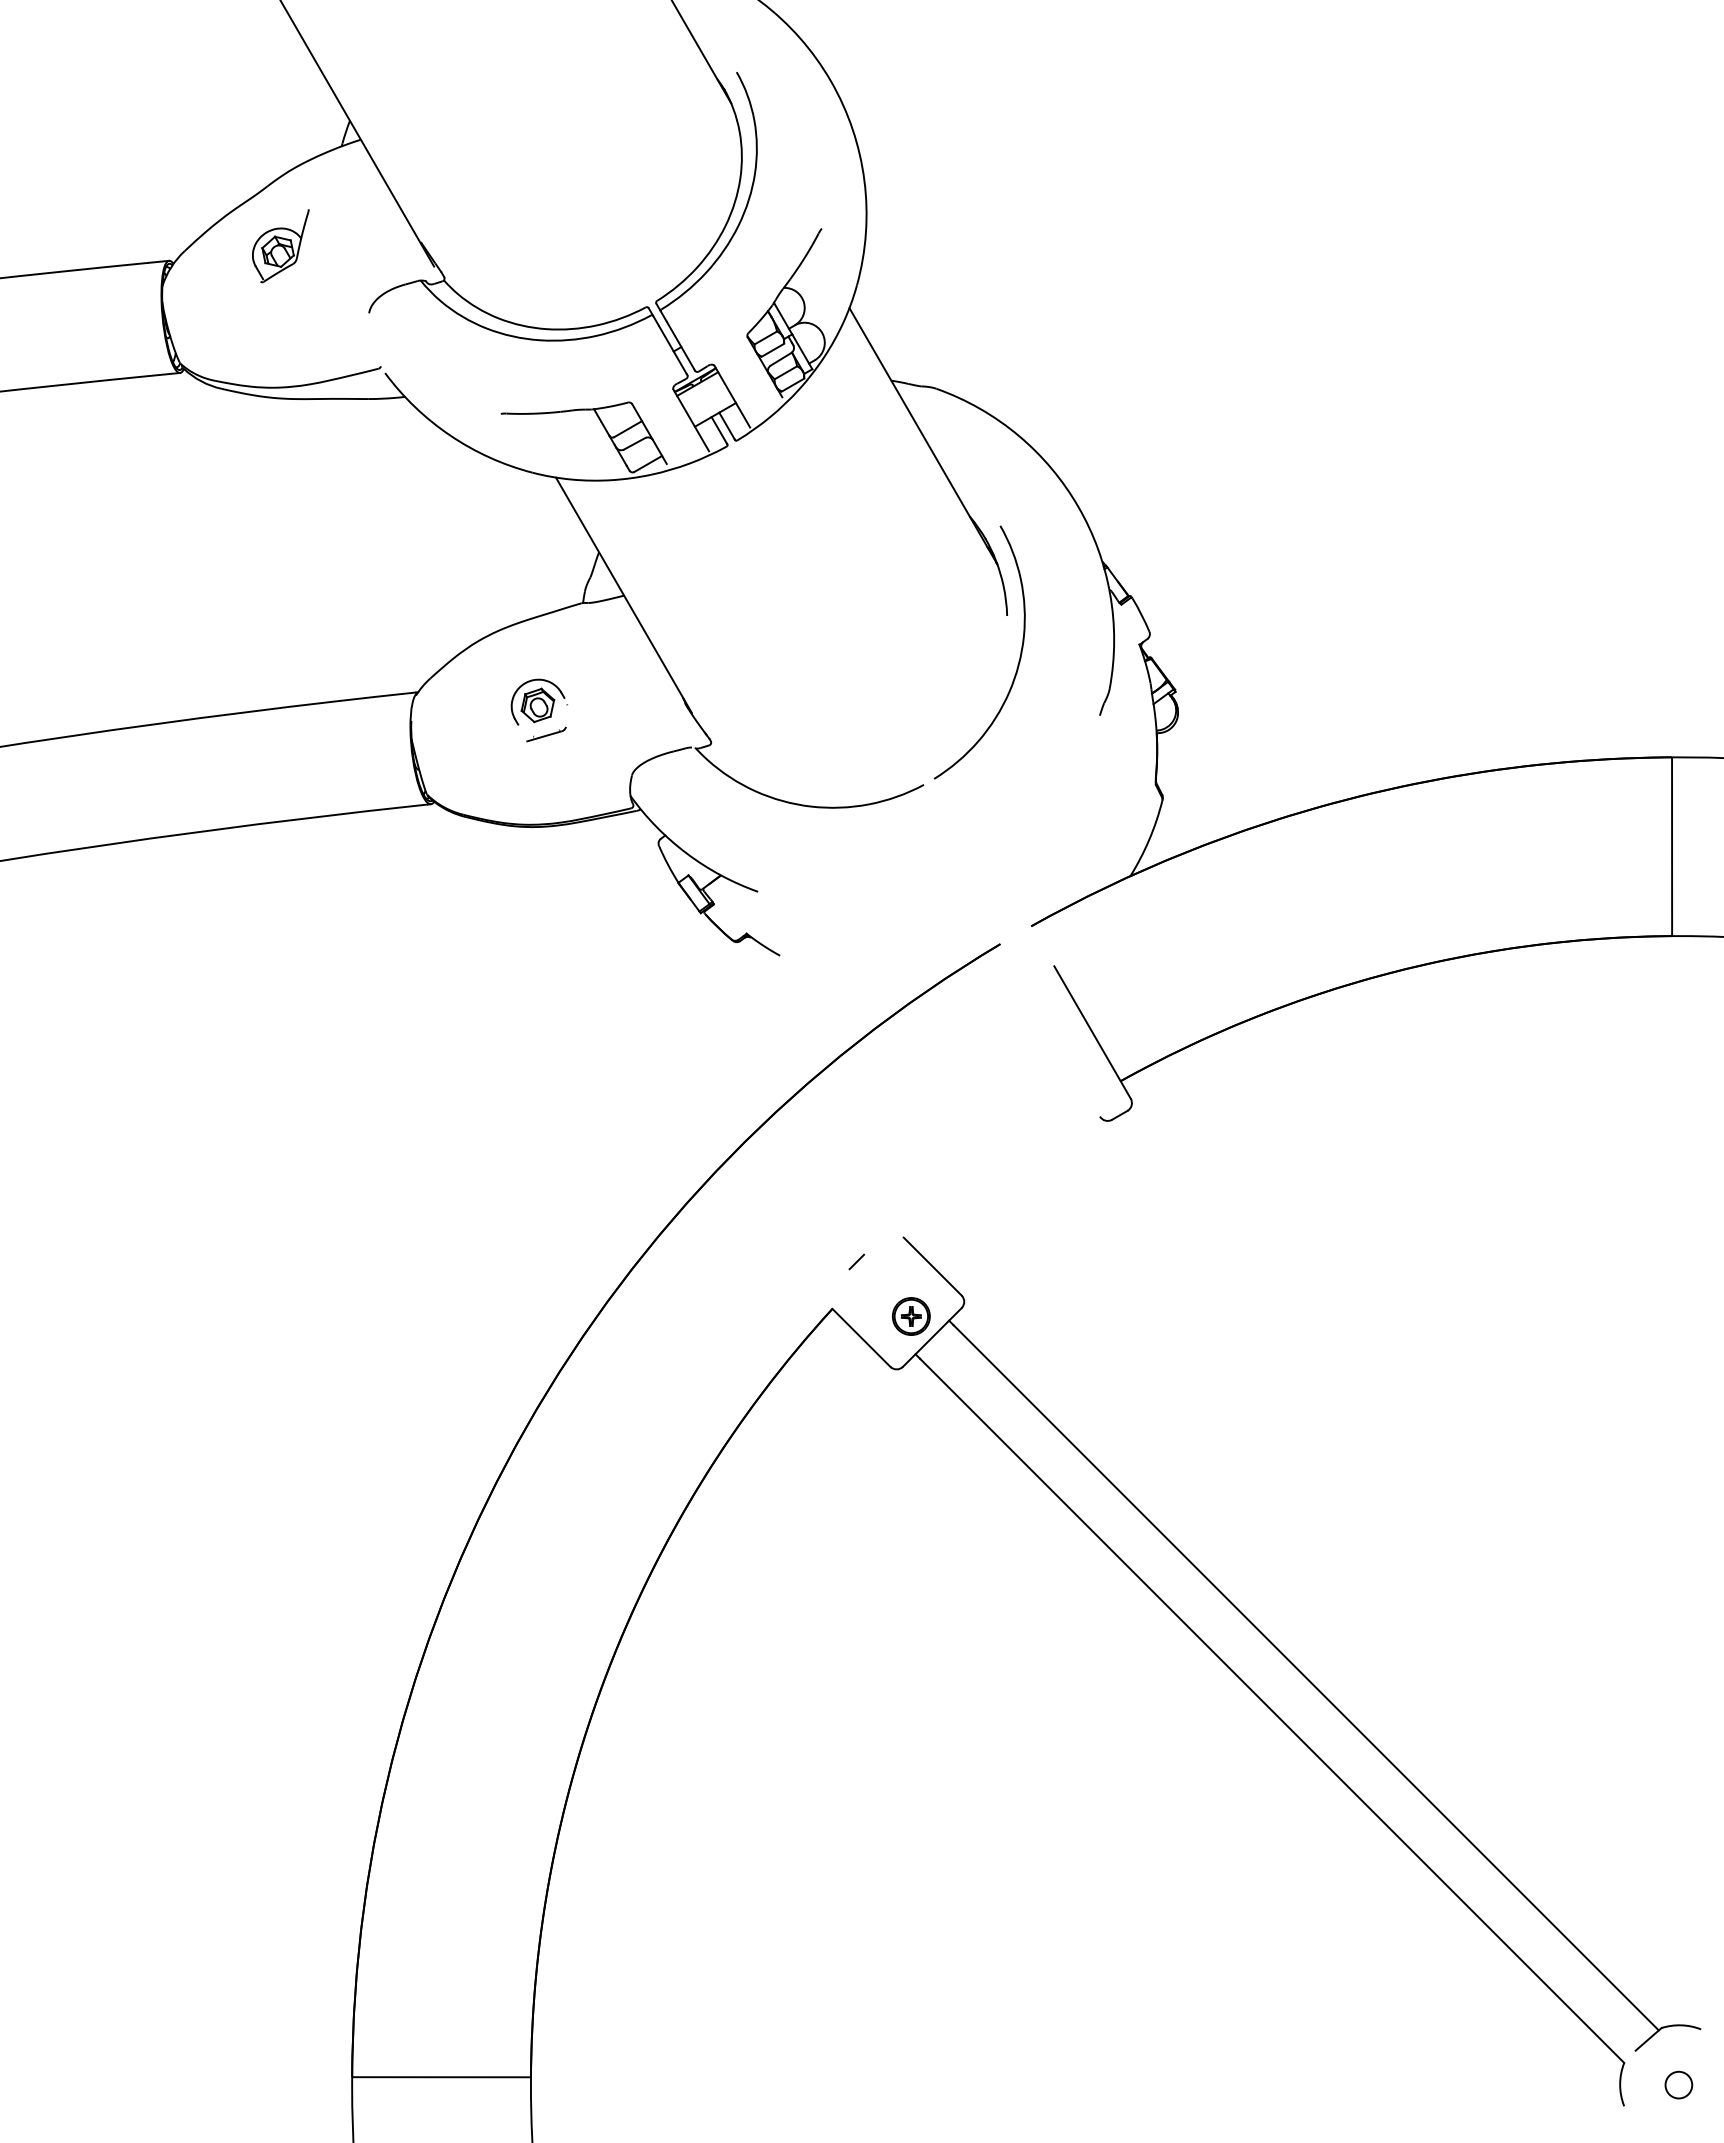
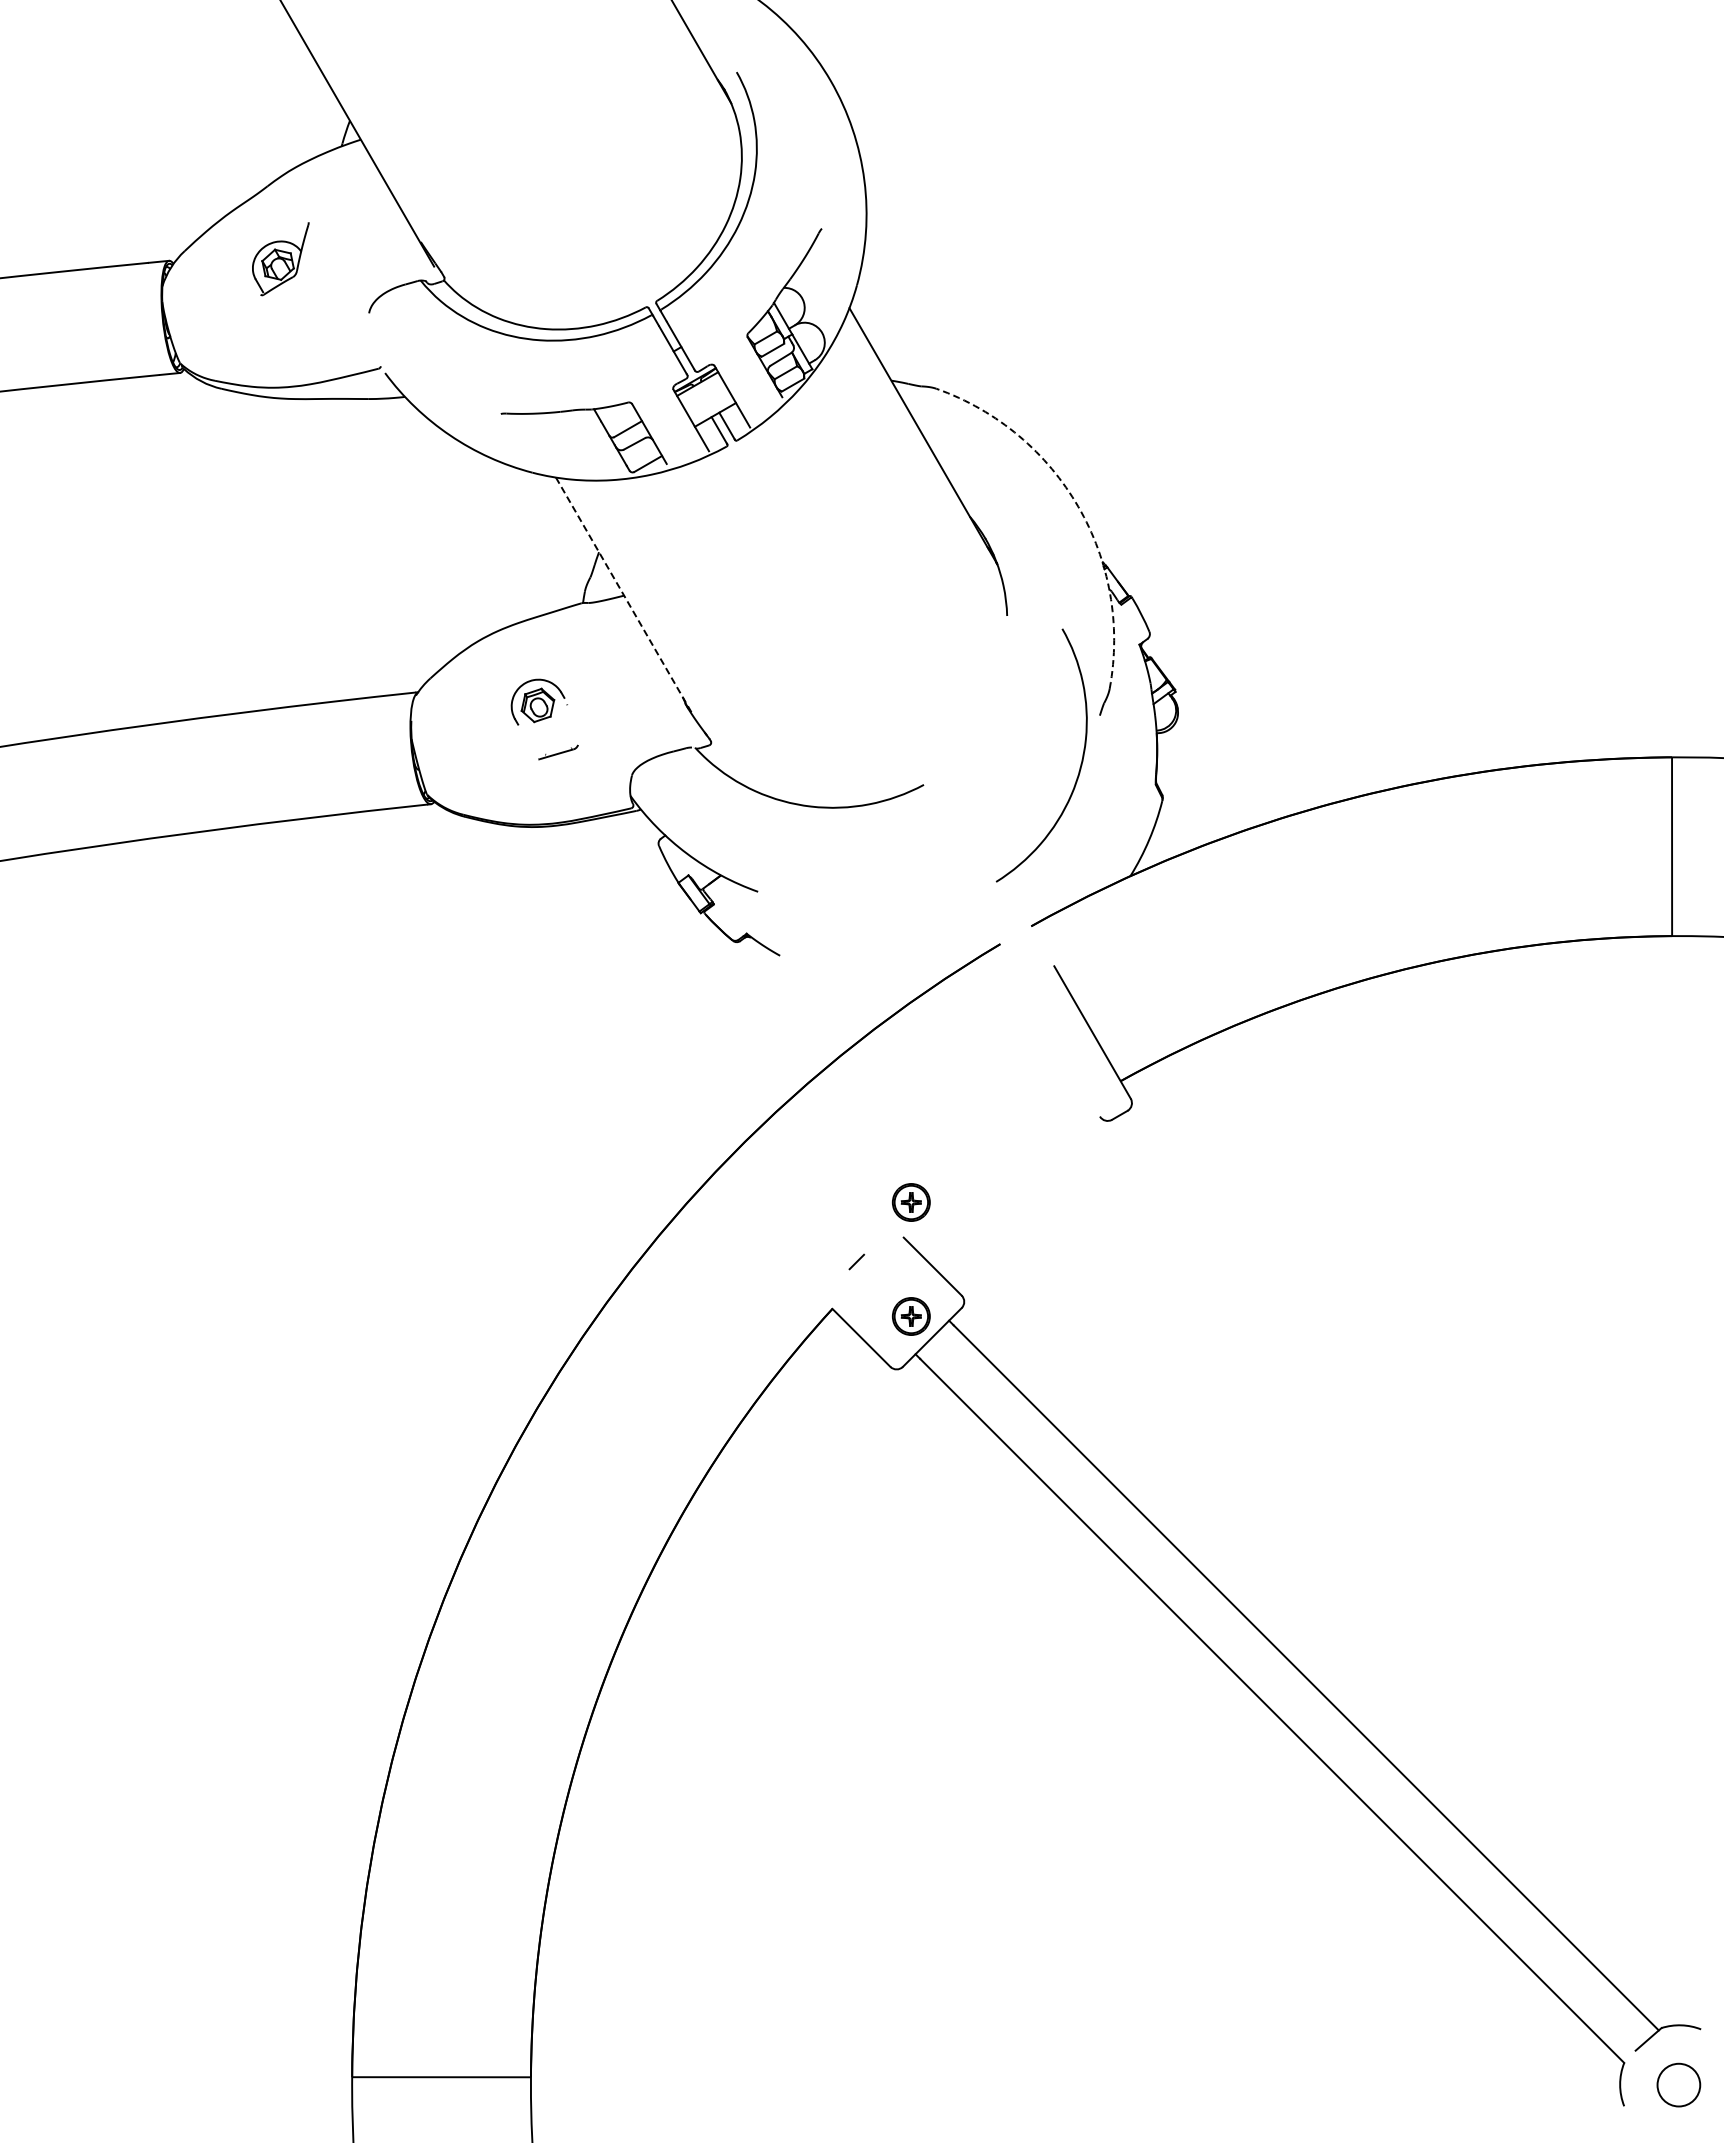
part position: (280, 246) -> (280, 259) (280, 259)
arc: solid -> dashed (1078, 506)
line: solid -> dashed (623, 595)
curve position: (1018, 660) -> (1080, 763) (1080, 763)
part position: (546, 734) -> (558, 752) (558, 752)
part: none -> present (910, 1202)
circle diameter: 27 px -> 43 px (1678, 2084)
